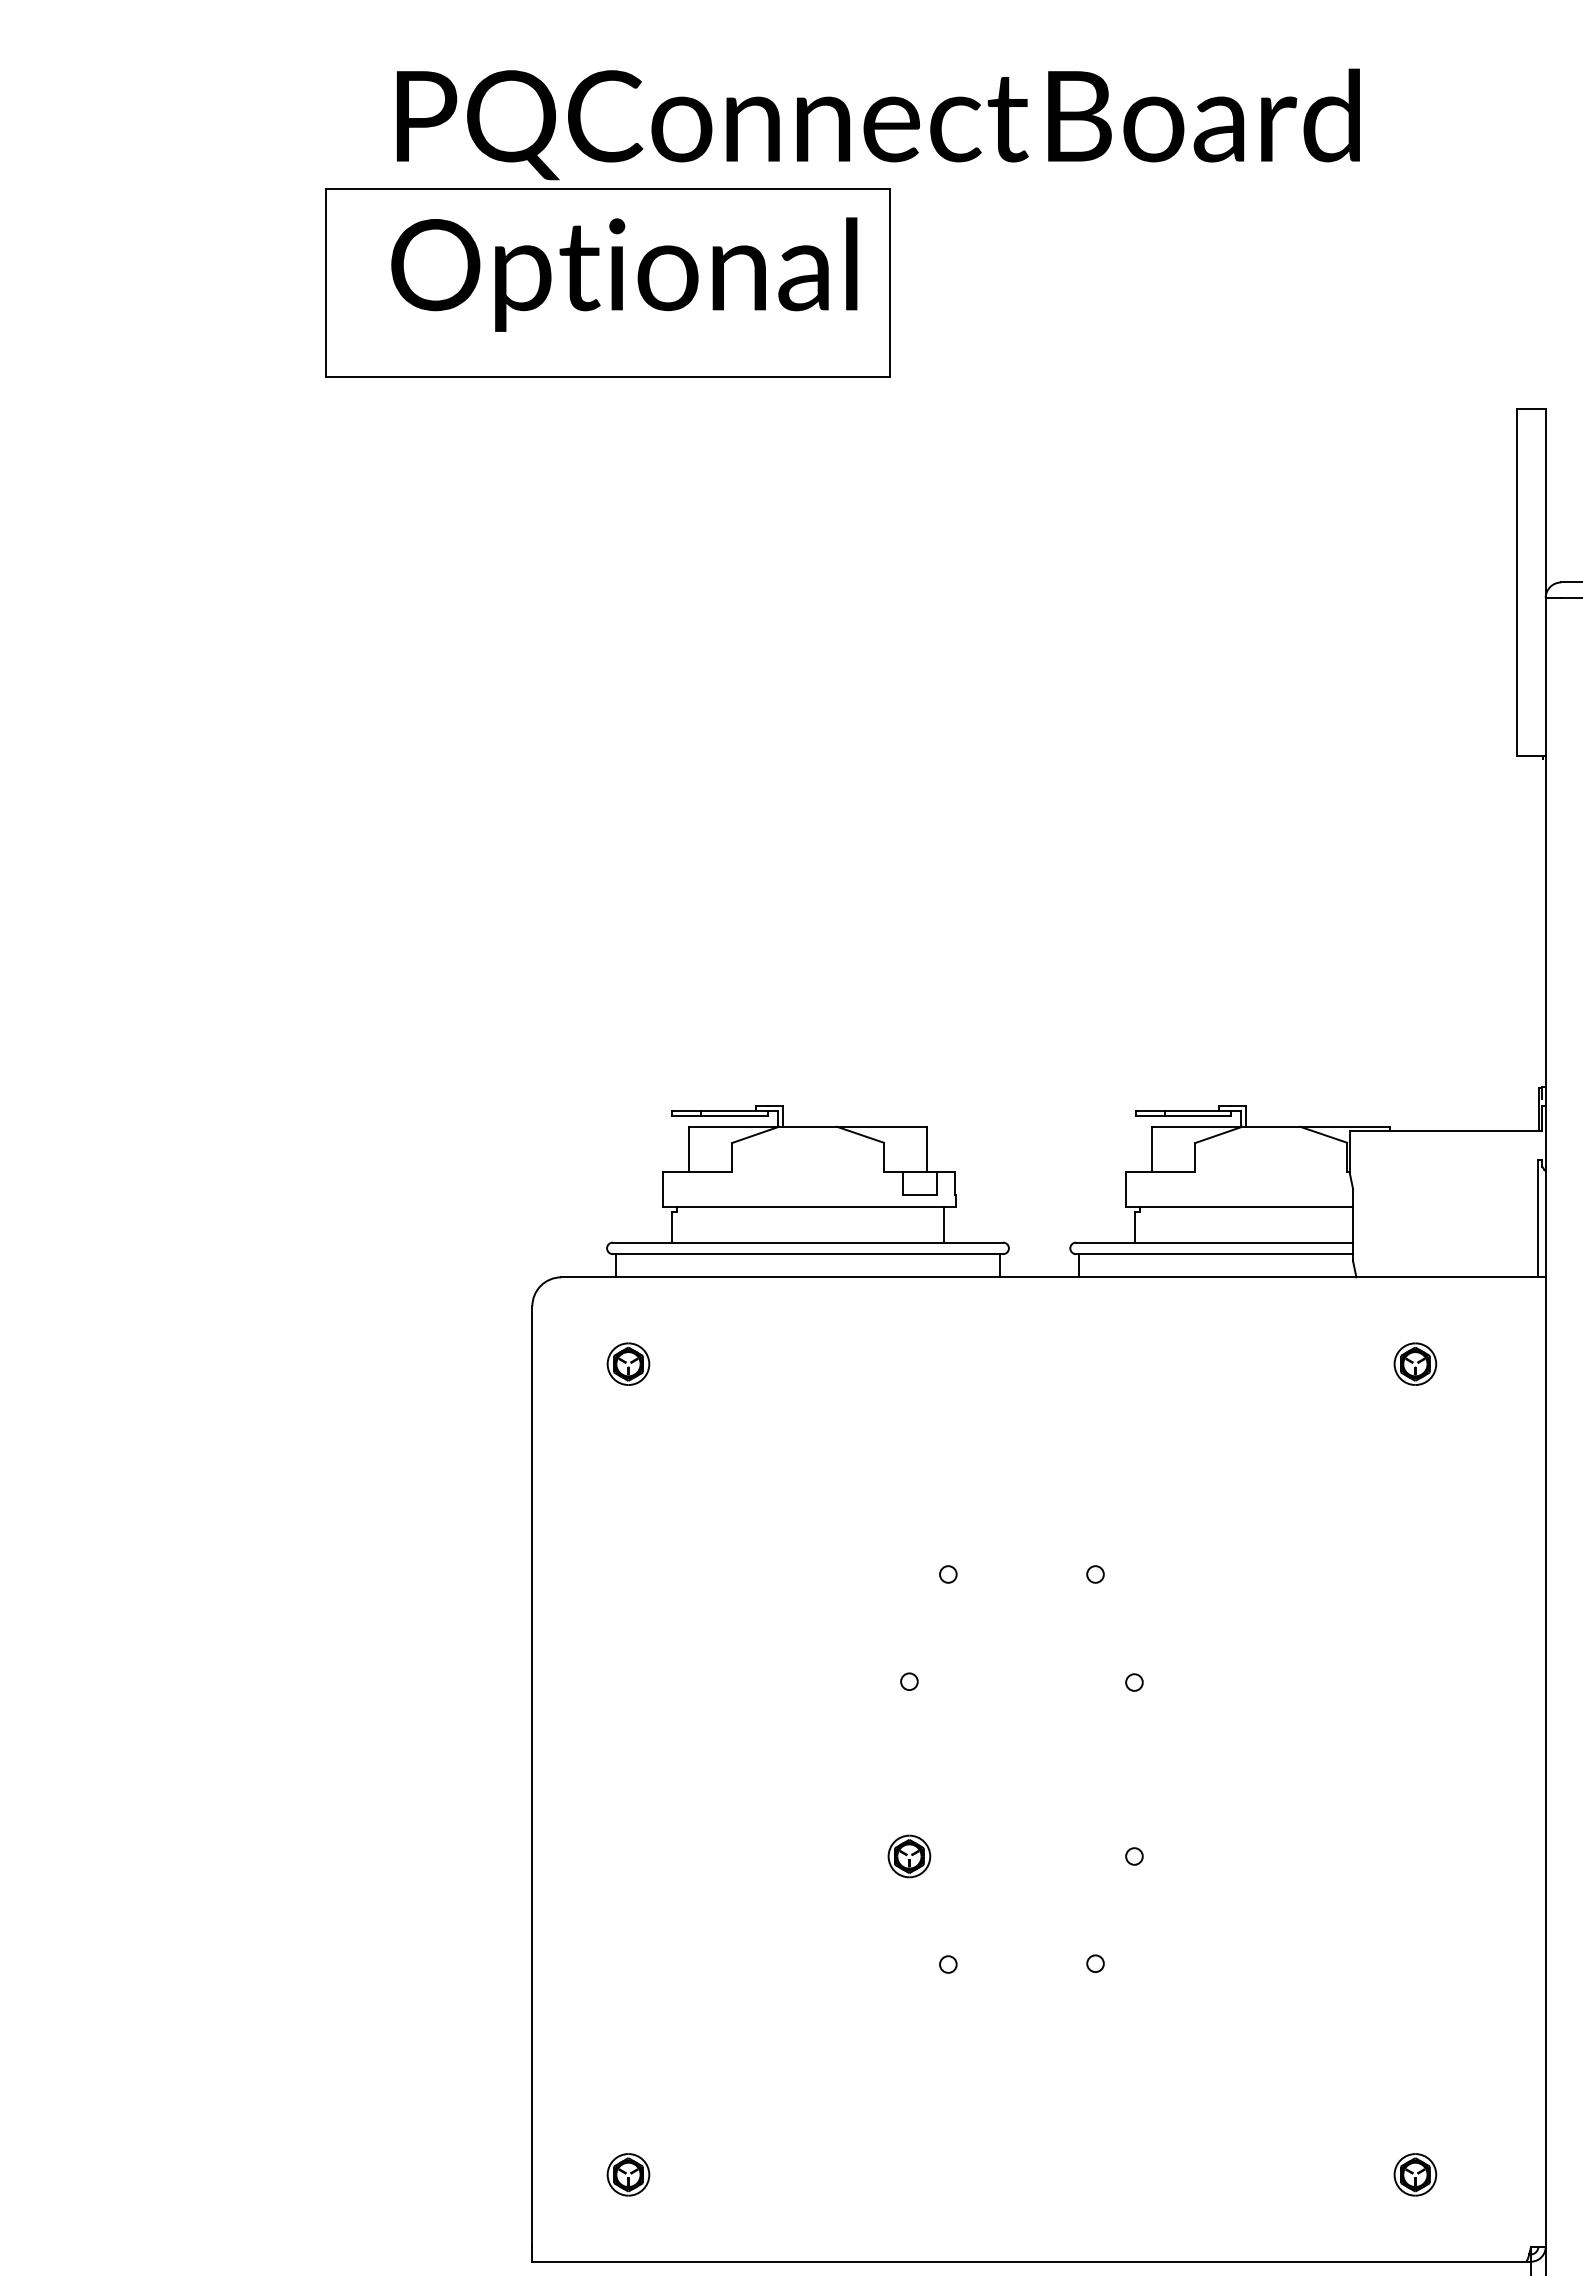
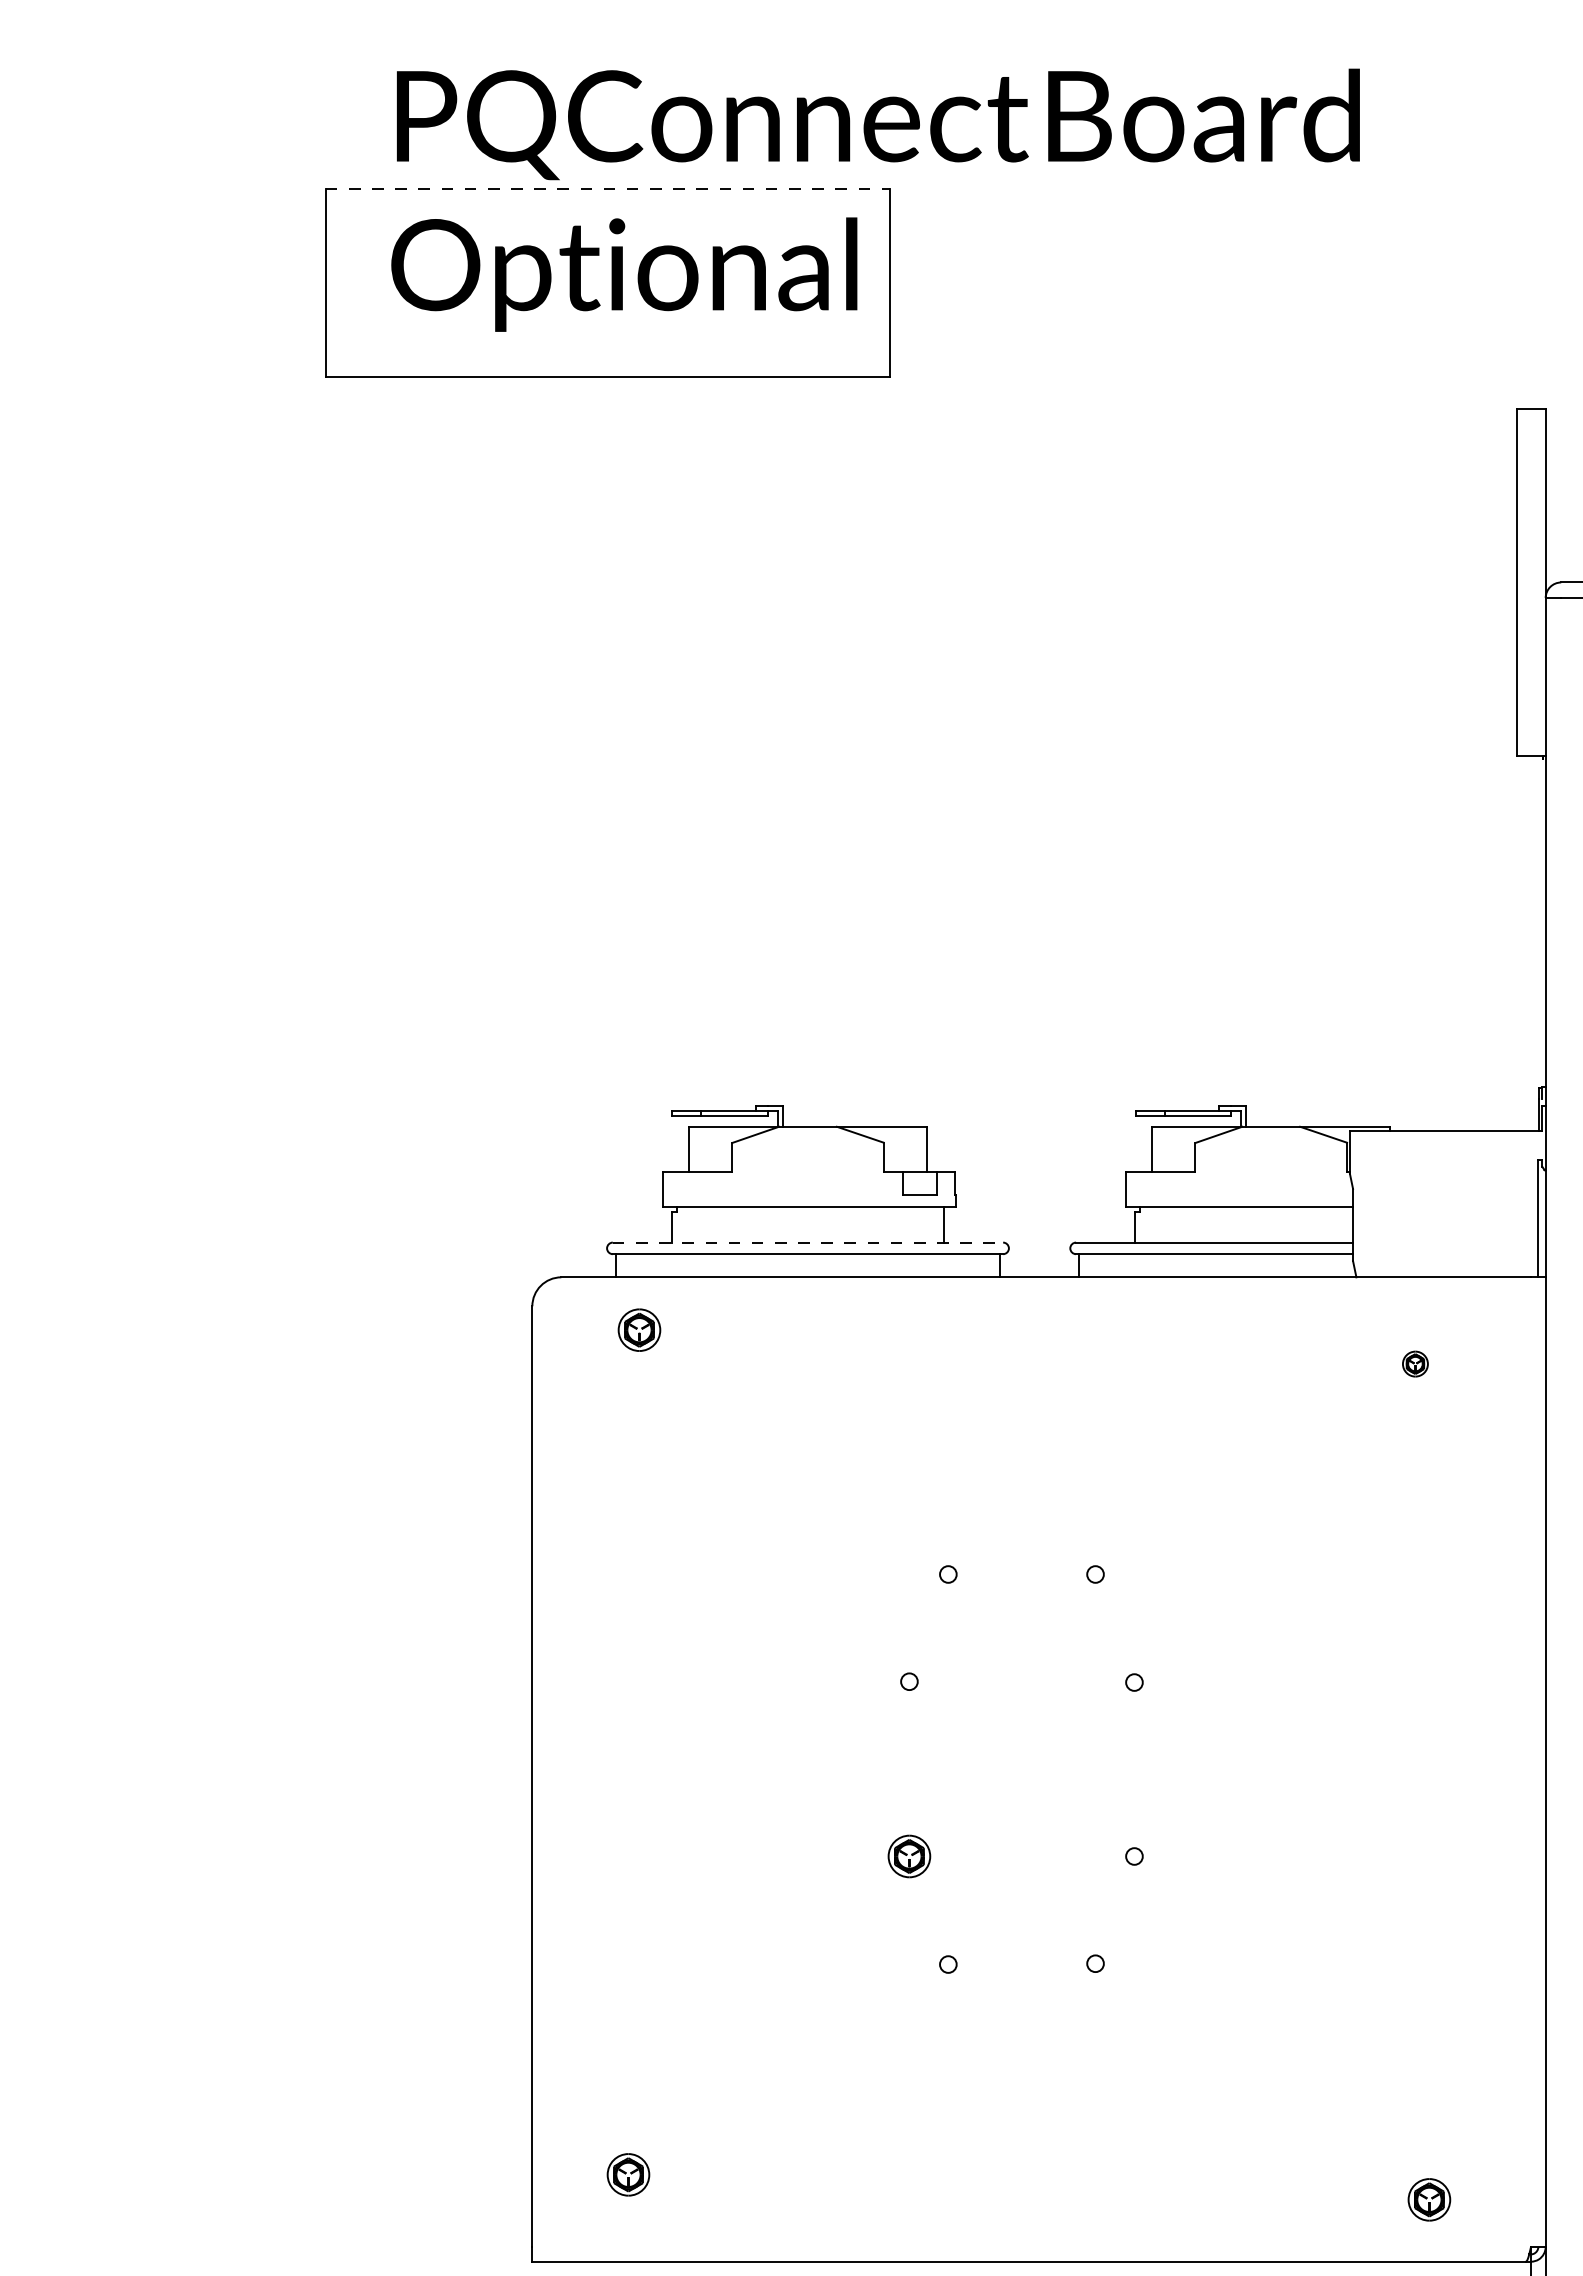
line: solid -> dashed (608, 188)
line: solid -> dashed (808, 1242)
part position: (628, 1363) -> (639, 1329) (639, 1329)
part size: 45x44 px -> 27x28 px (1415, 1363)
part position: (1415, 2174) -> (1429, 2199) (1429, 2199)
